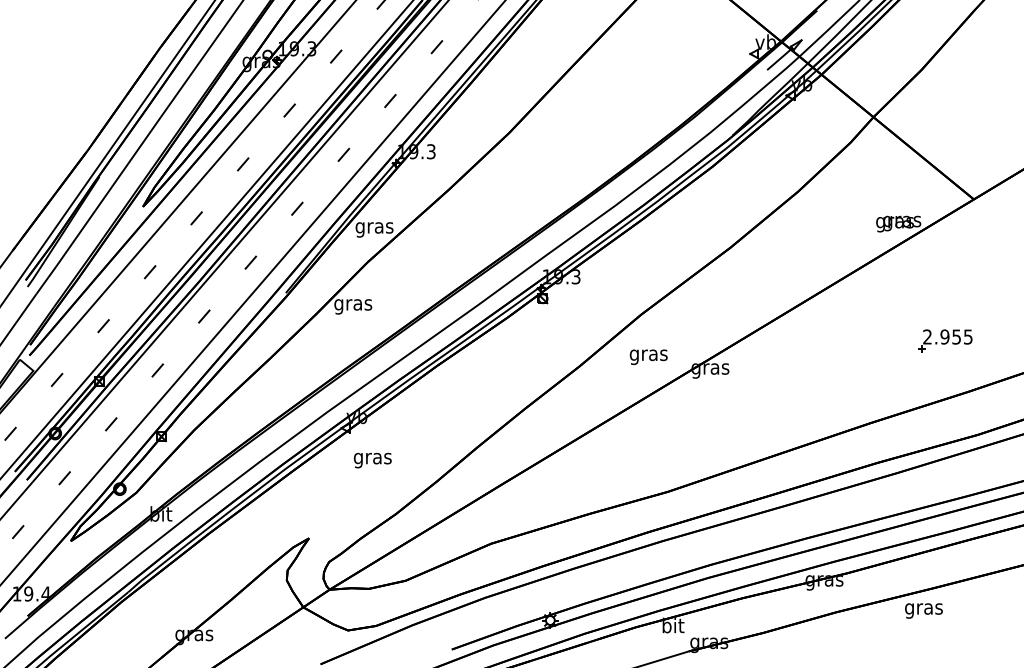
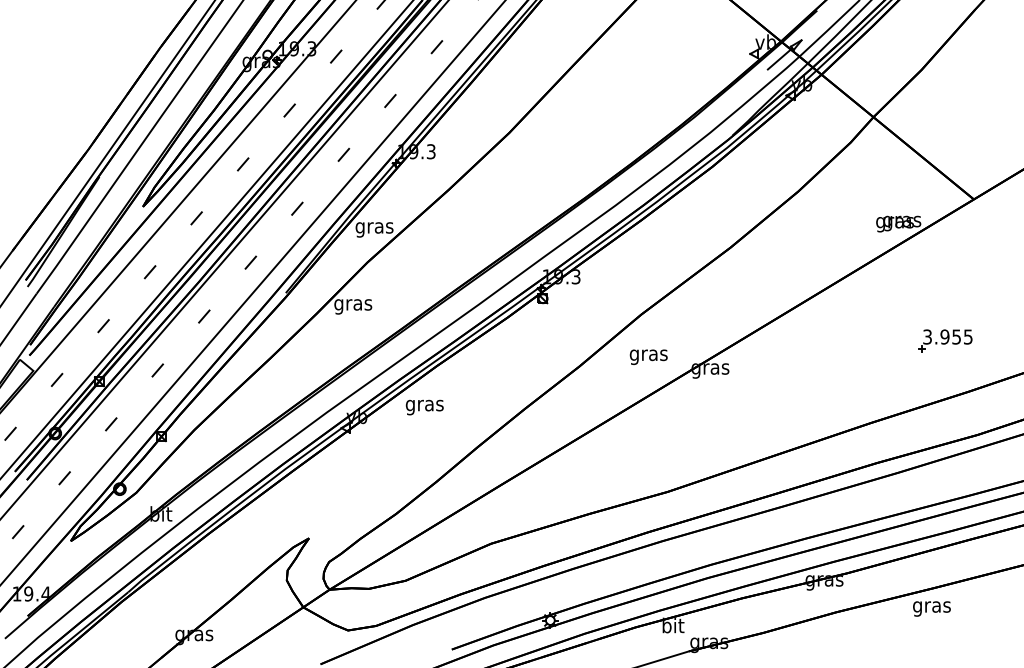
text: 2.955 -> 3.955 (927, 336)
text position: (372, 460) -> (424, 407) (424, 407)
text position: (923, 610) -> (931, 608) (931, 608)
